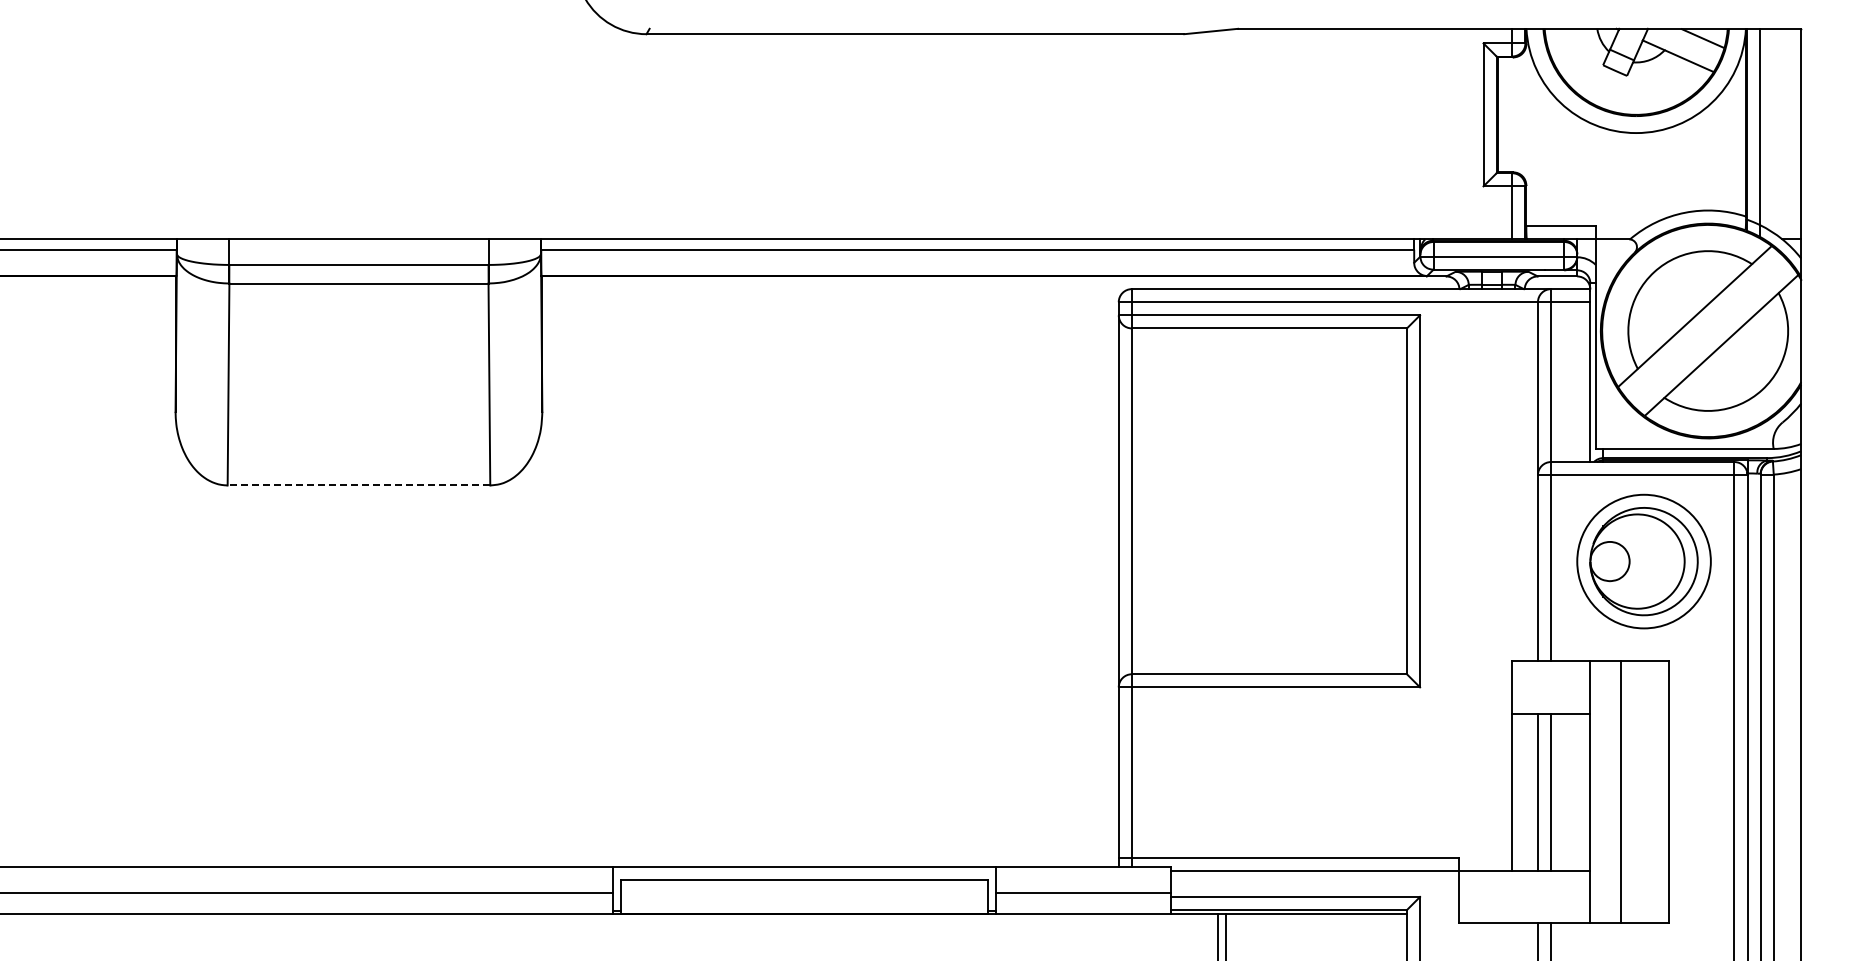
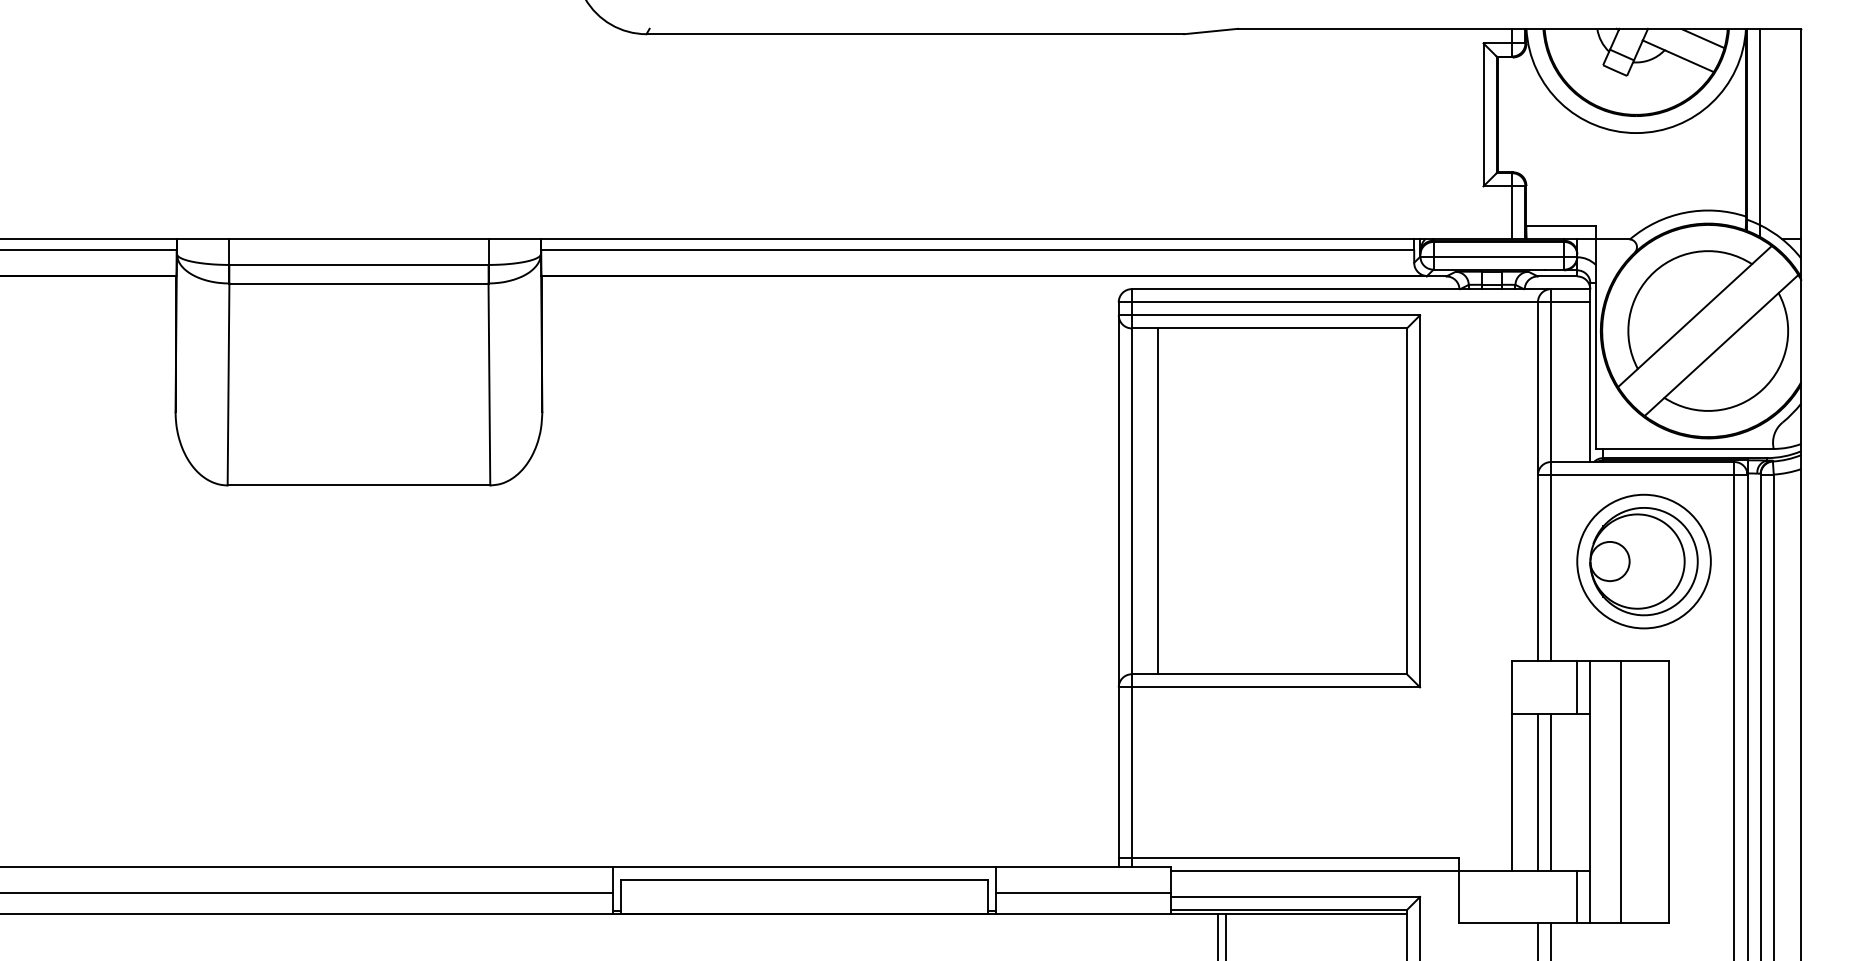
line: dashed -> solid (358, 485)
line: none -> present (1158, 501)
line: none -> present (1577, 687)
line: none -> present (1577, 896)
